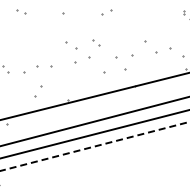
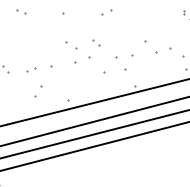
part size: 16x9 px -> 11x6 px (31, 69)
line position: (94, 96) -> (94, 102) (94, 102)
line: dashed -> solid (95, 146)
